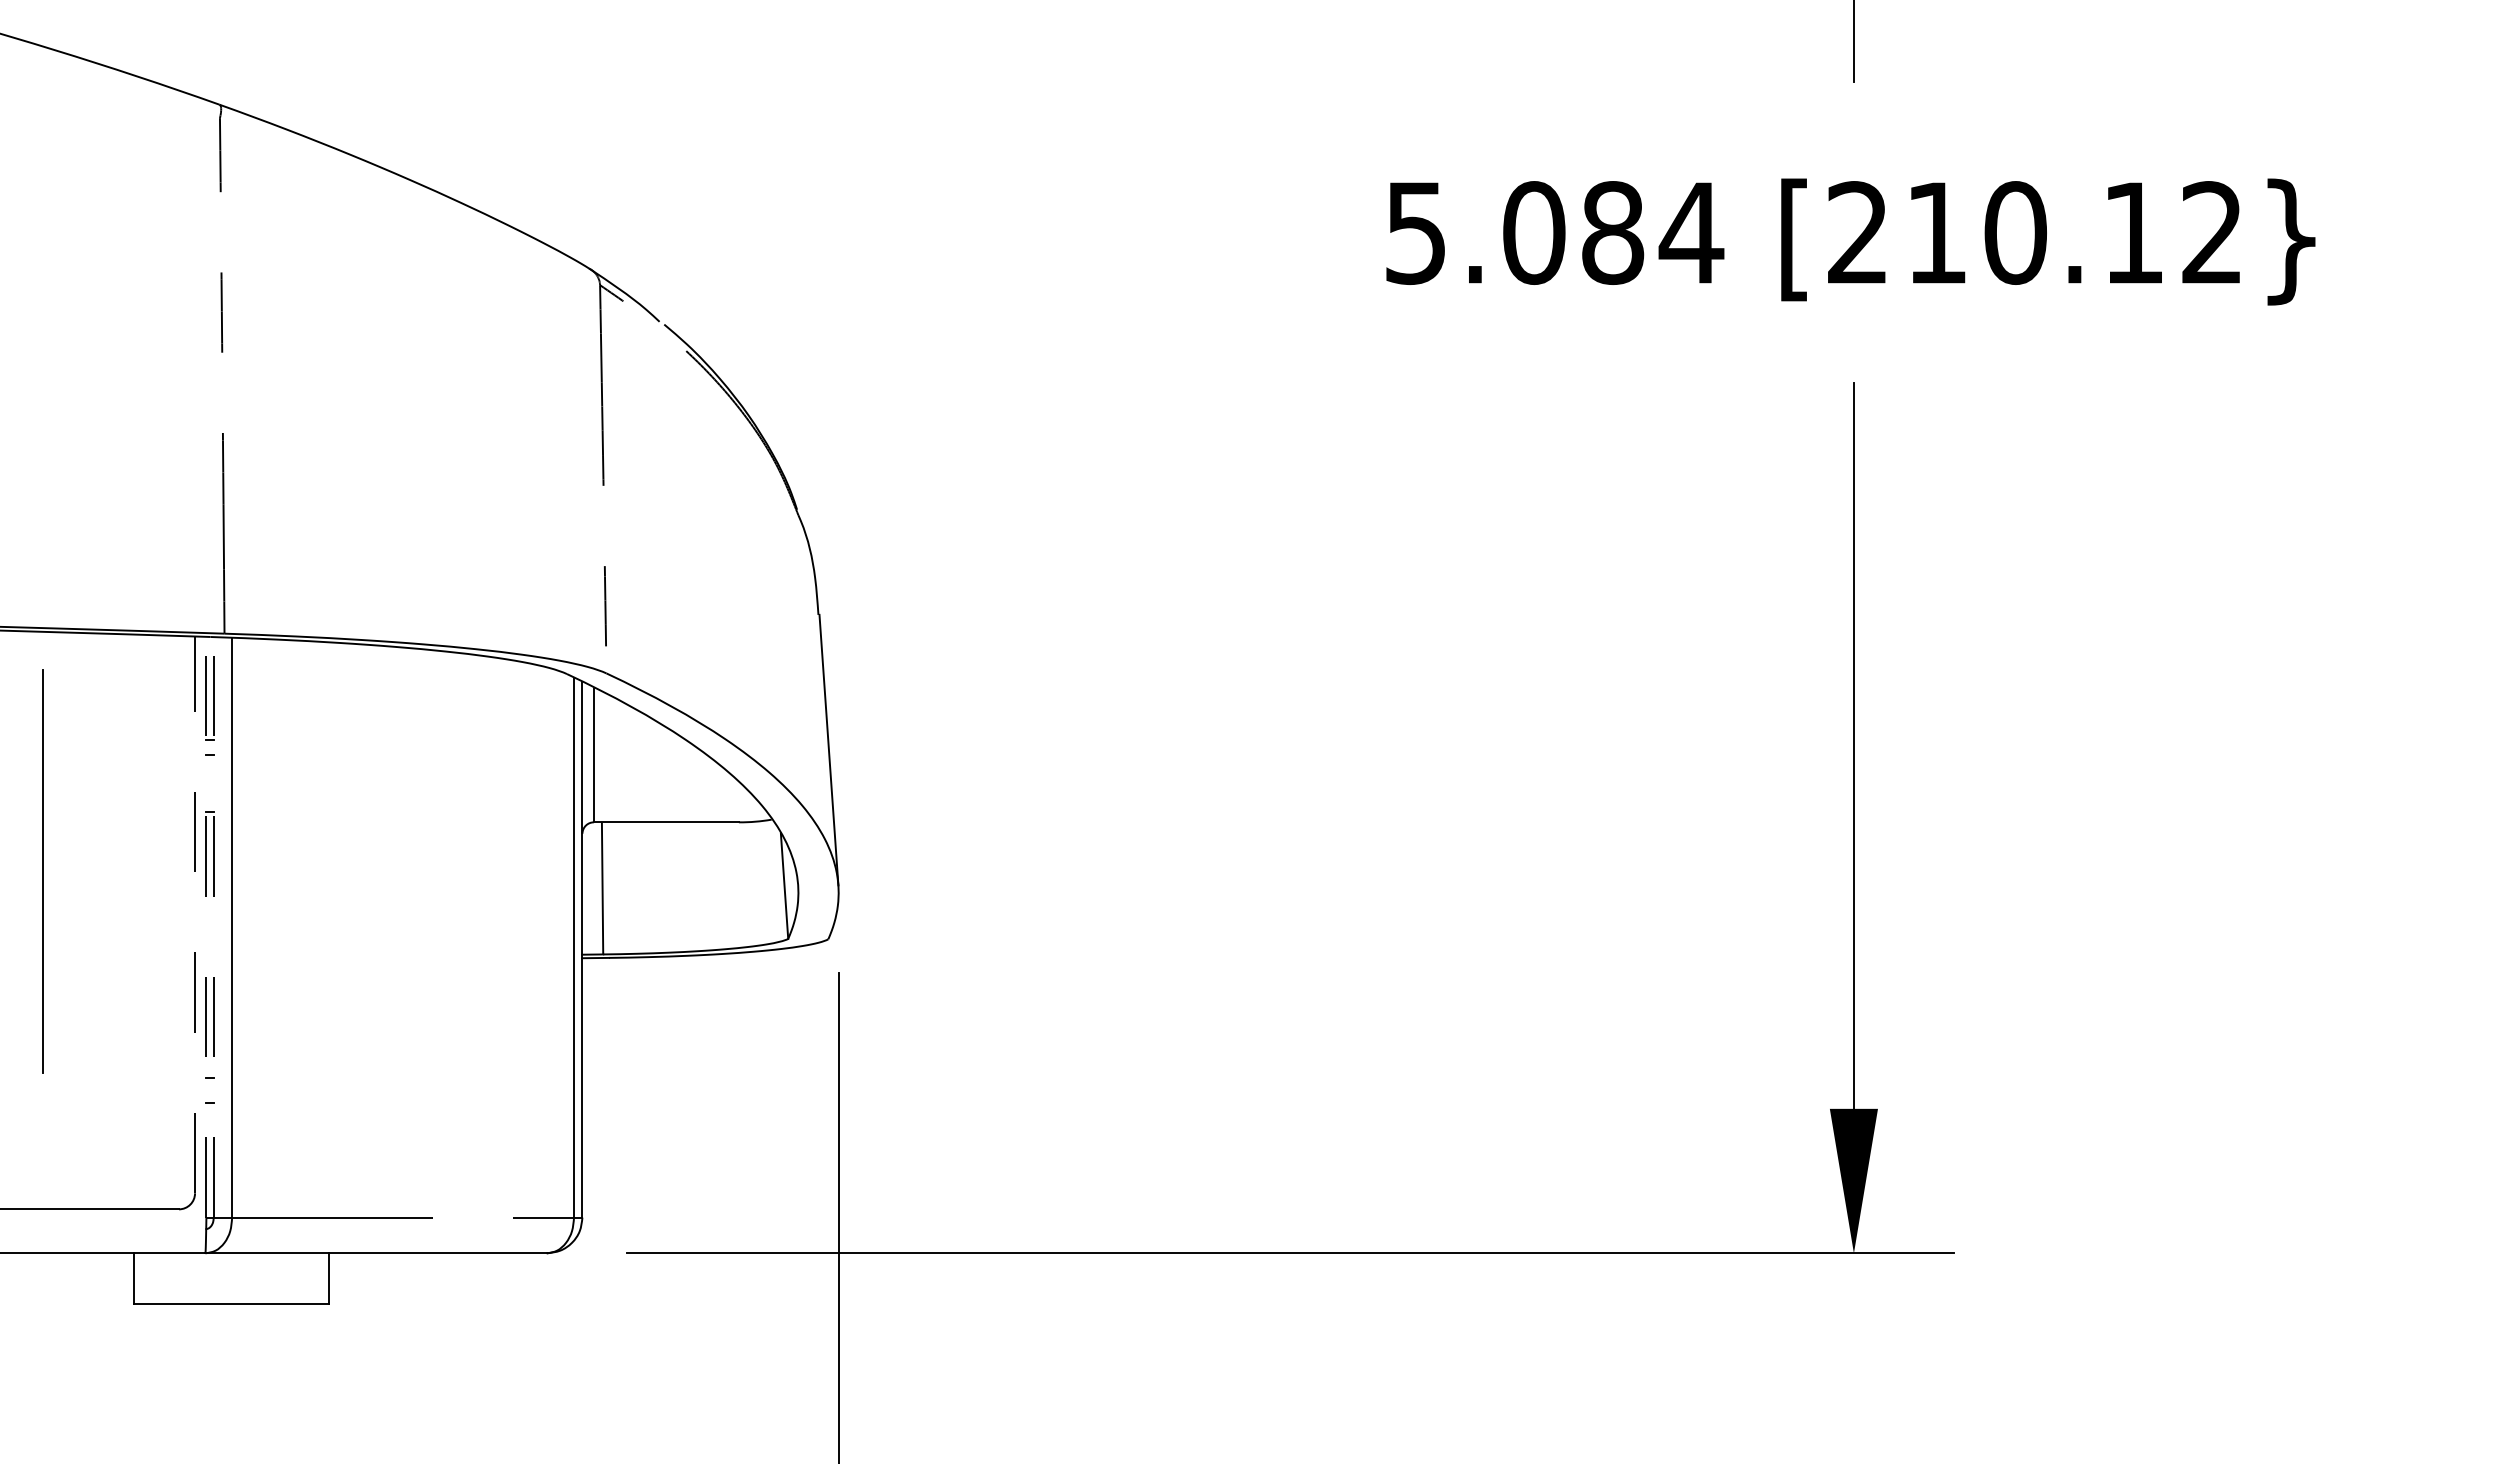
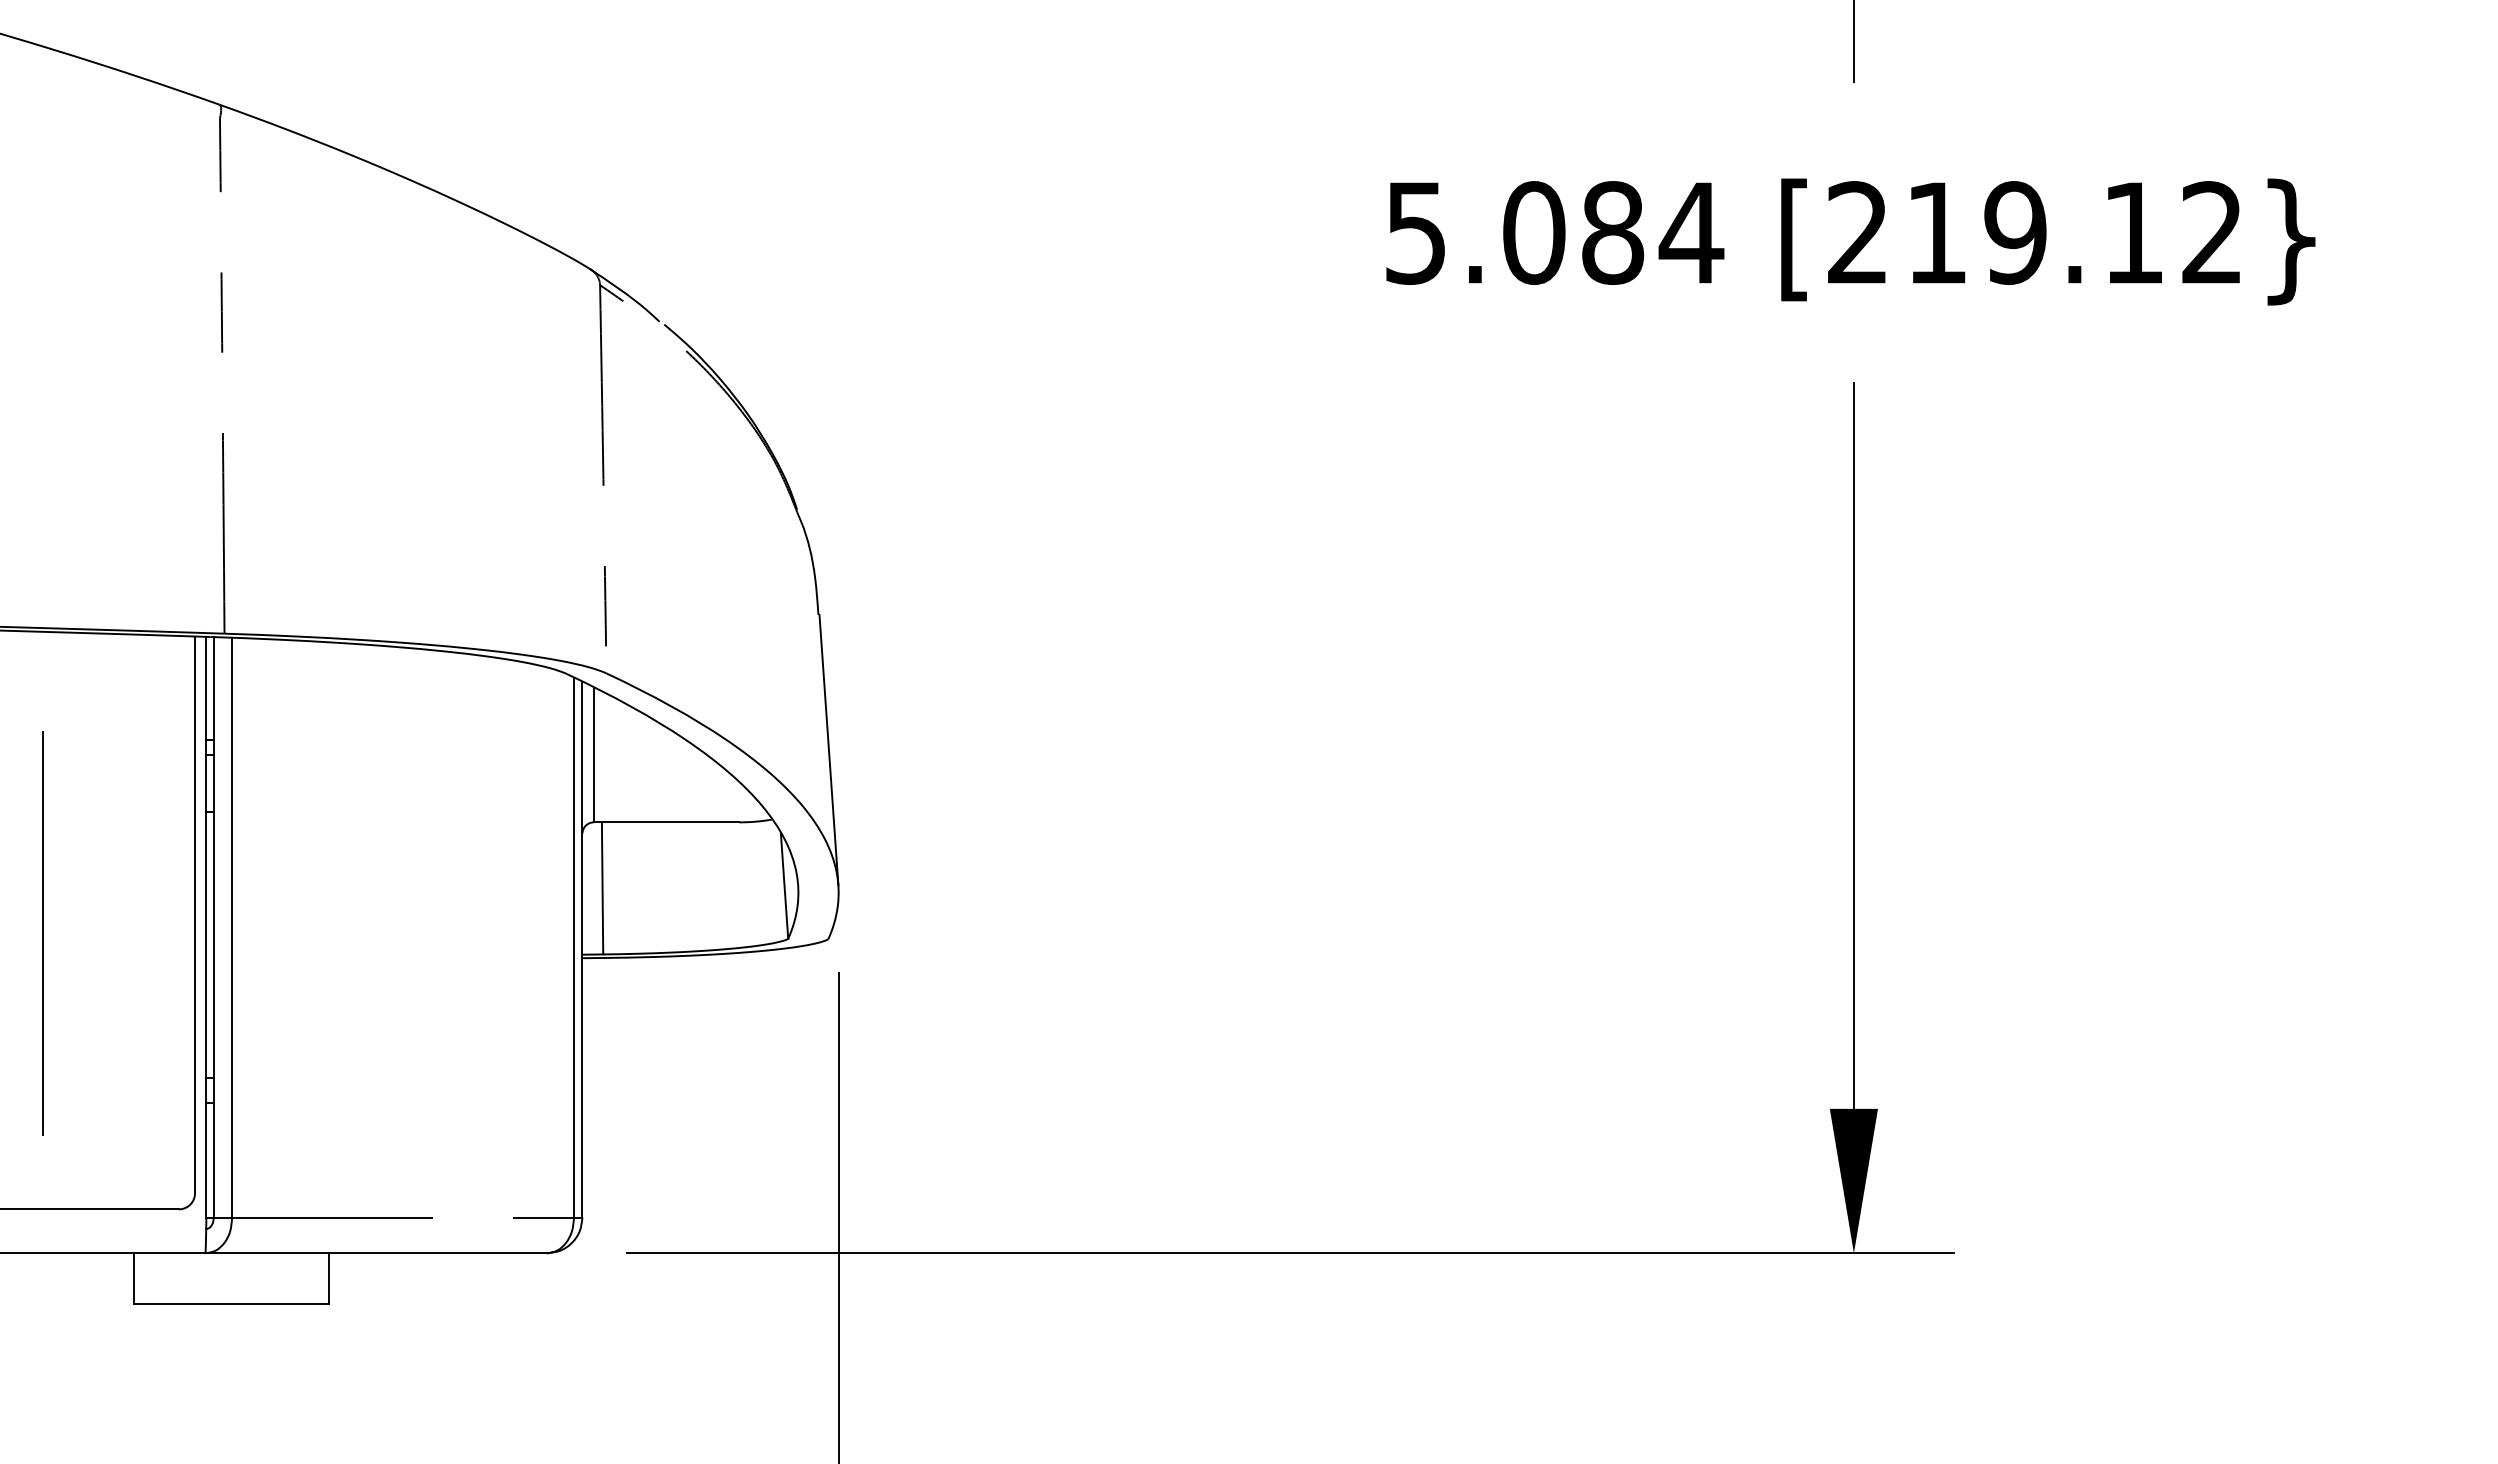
text: [210.12 -> [219.12 (2015, 232)
line position: (42, 871) -> (42, 933) (42, 933)
line: dashed -> solid (195, 914)
line: dashed -> solid (206, 926)
line: dashed -> solid (213, 926)
